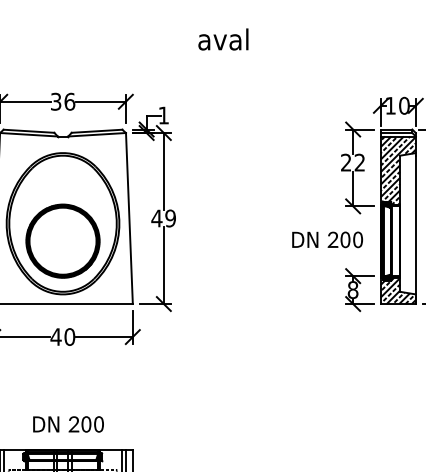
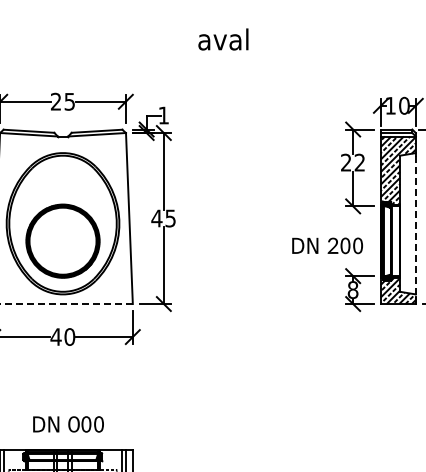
text: 36 -> 25 (63, 101)
text: 49 -> 45 (170, 218)
line: solid -> dashed (415, 226)
text position: (327, 239) -> (327, 245) (327, 245)
line: solid -> dashed (66, 304)
text: 2 -> 0 (73, 424)
